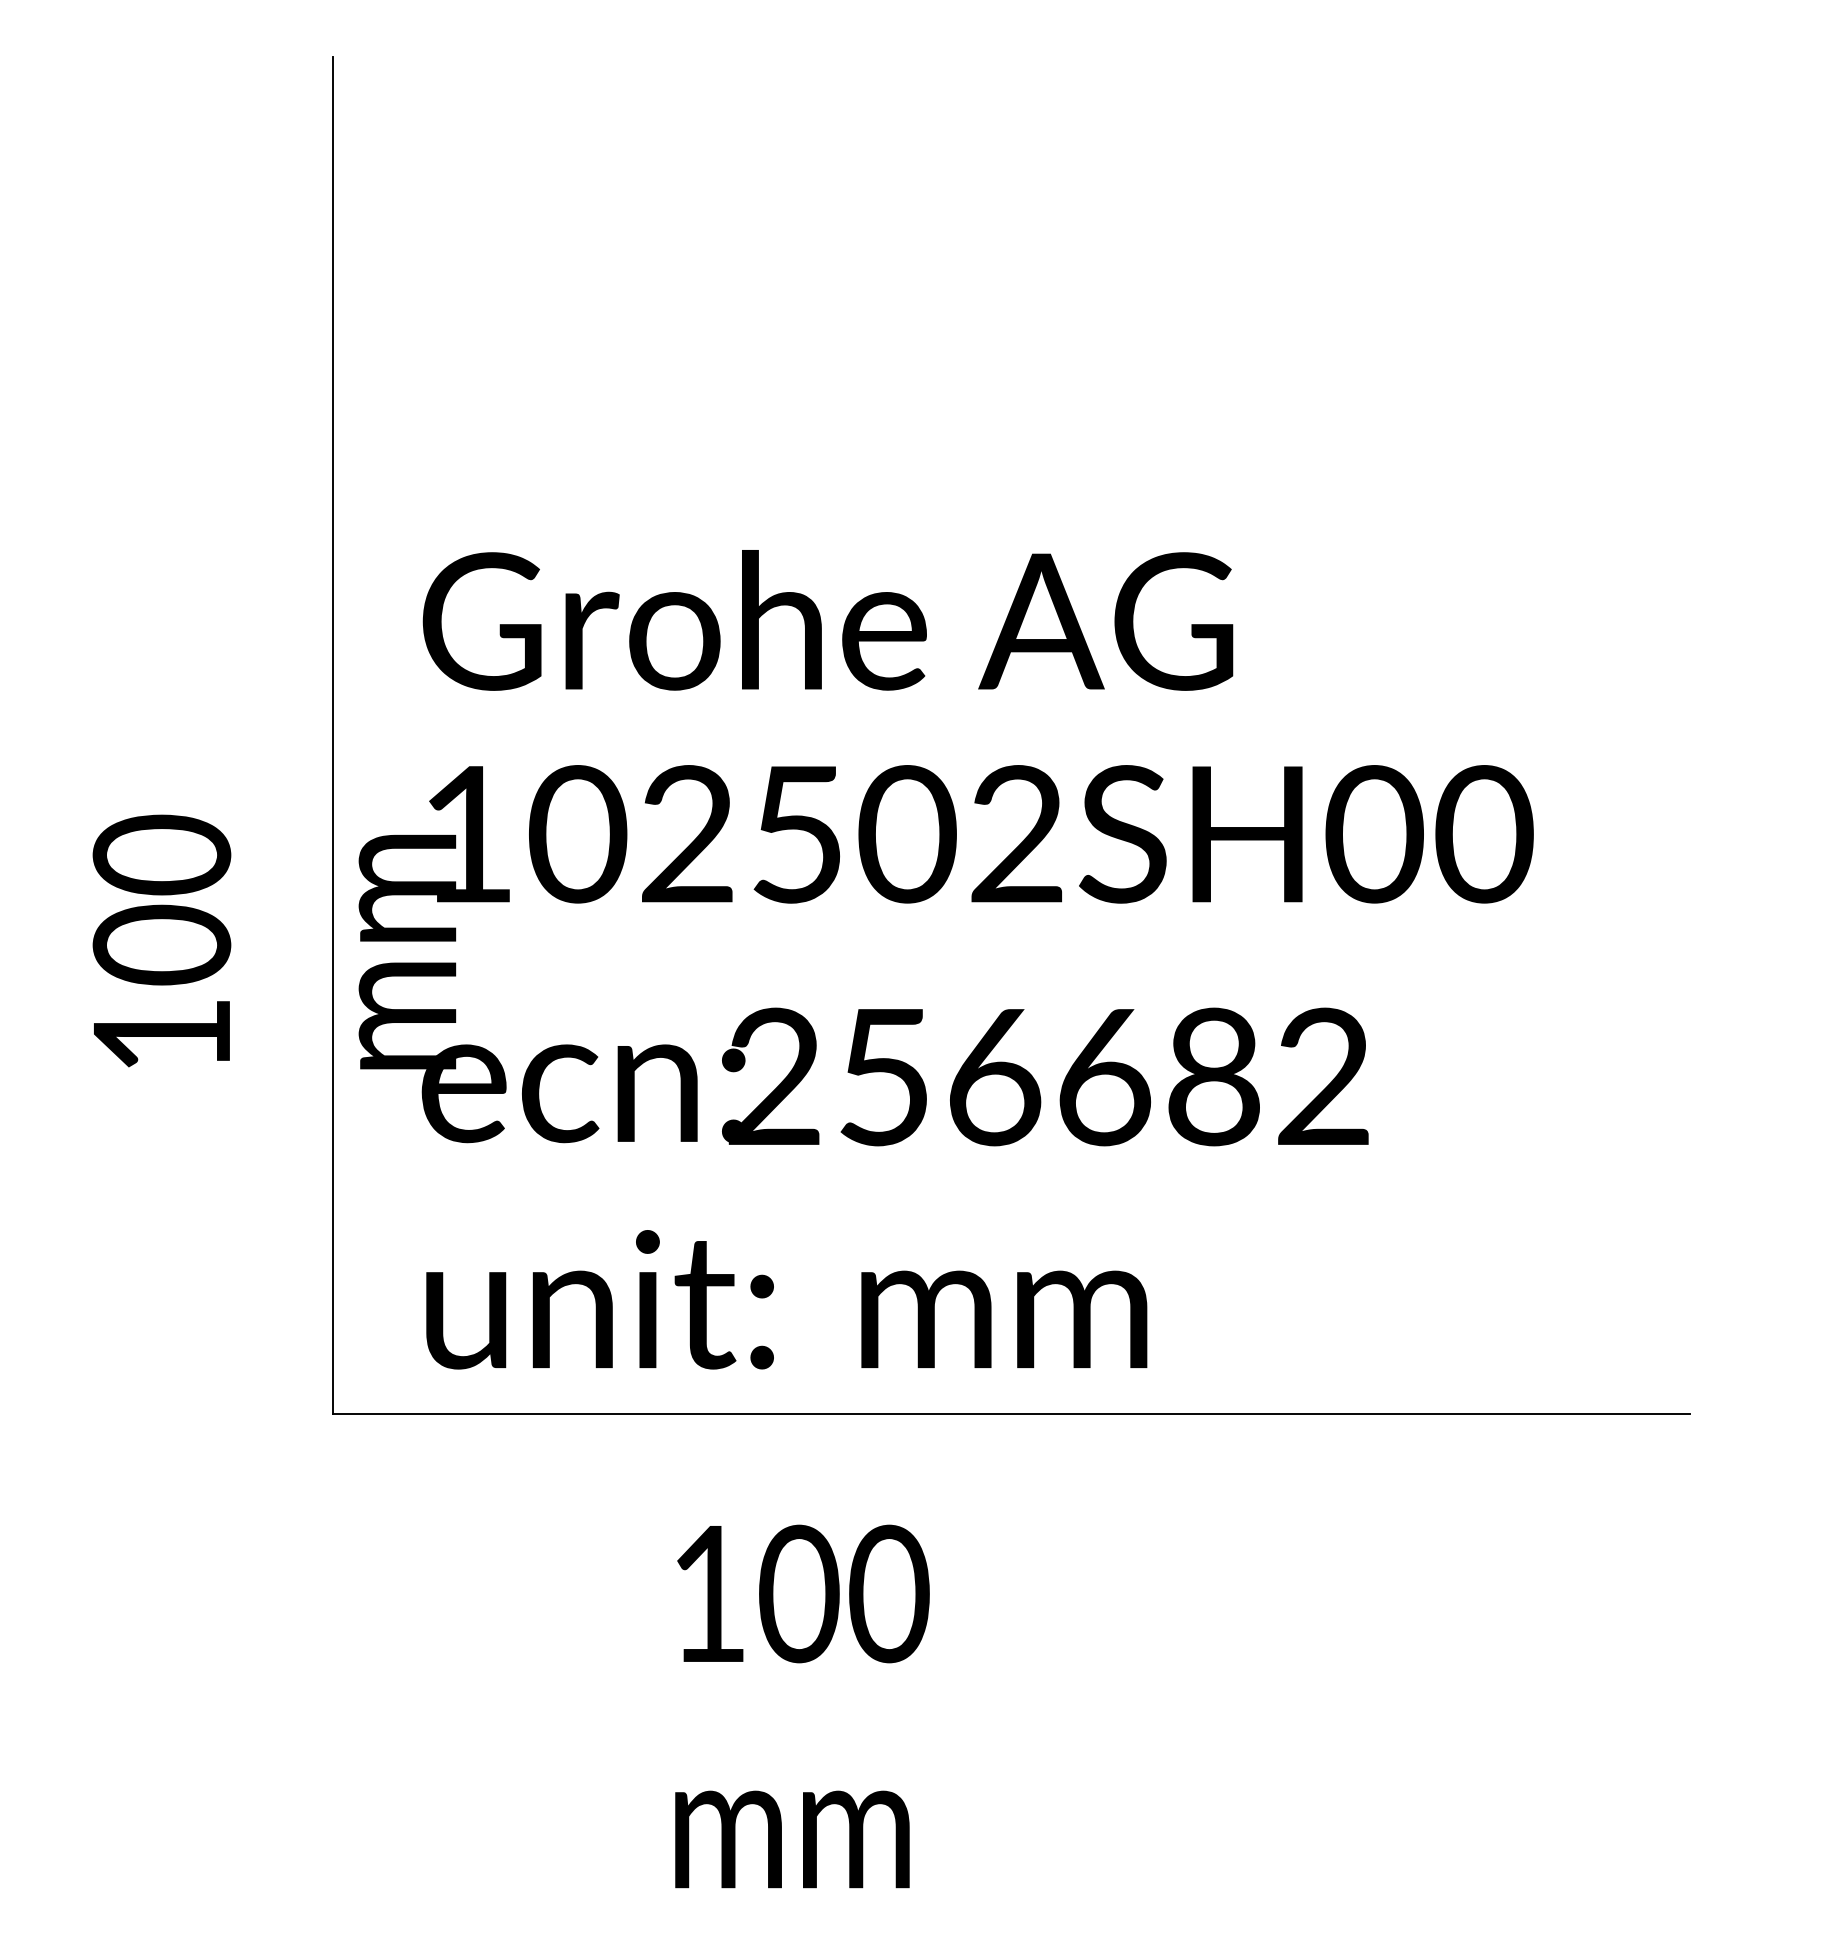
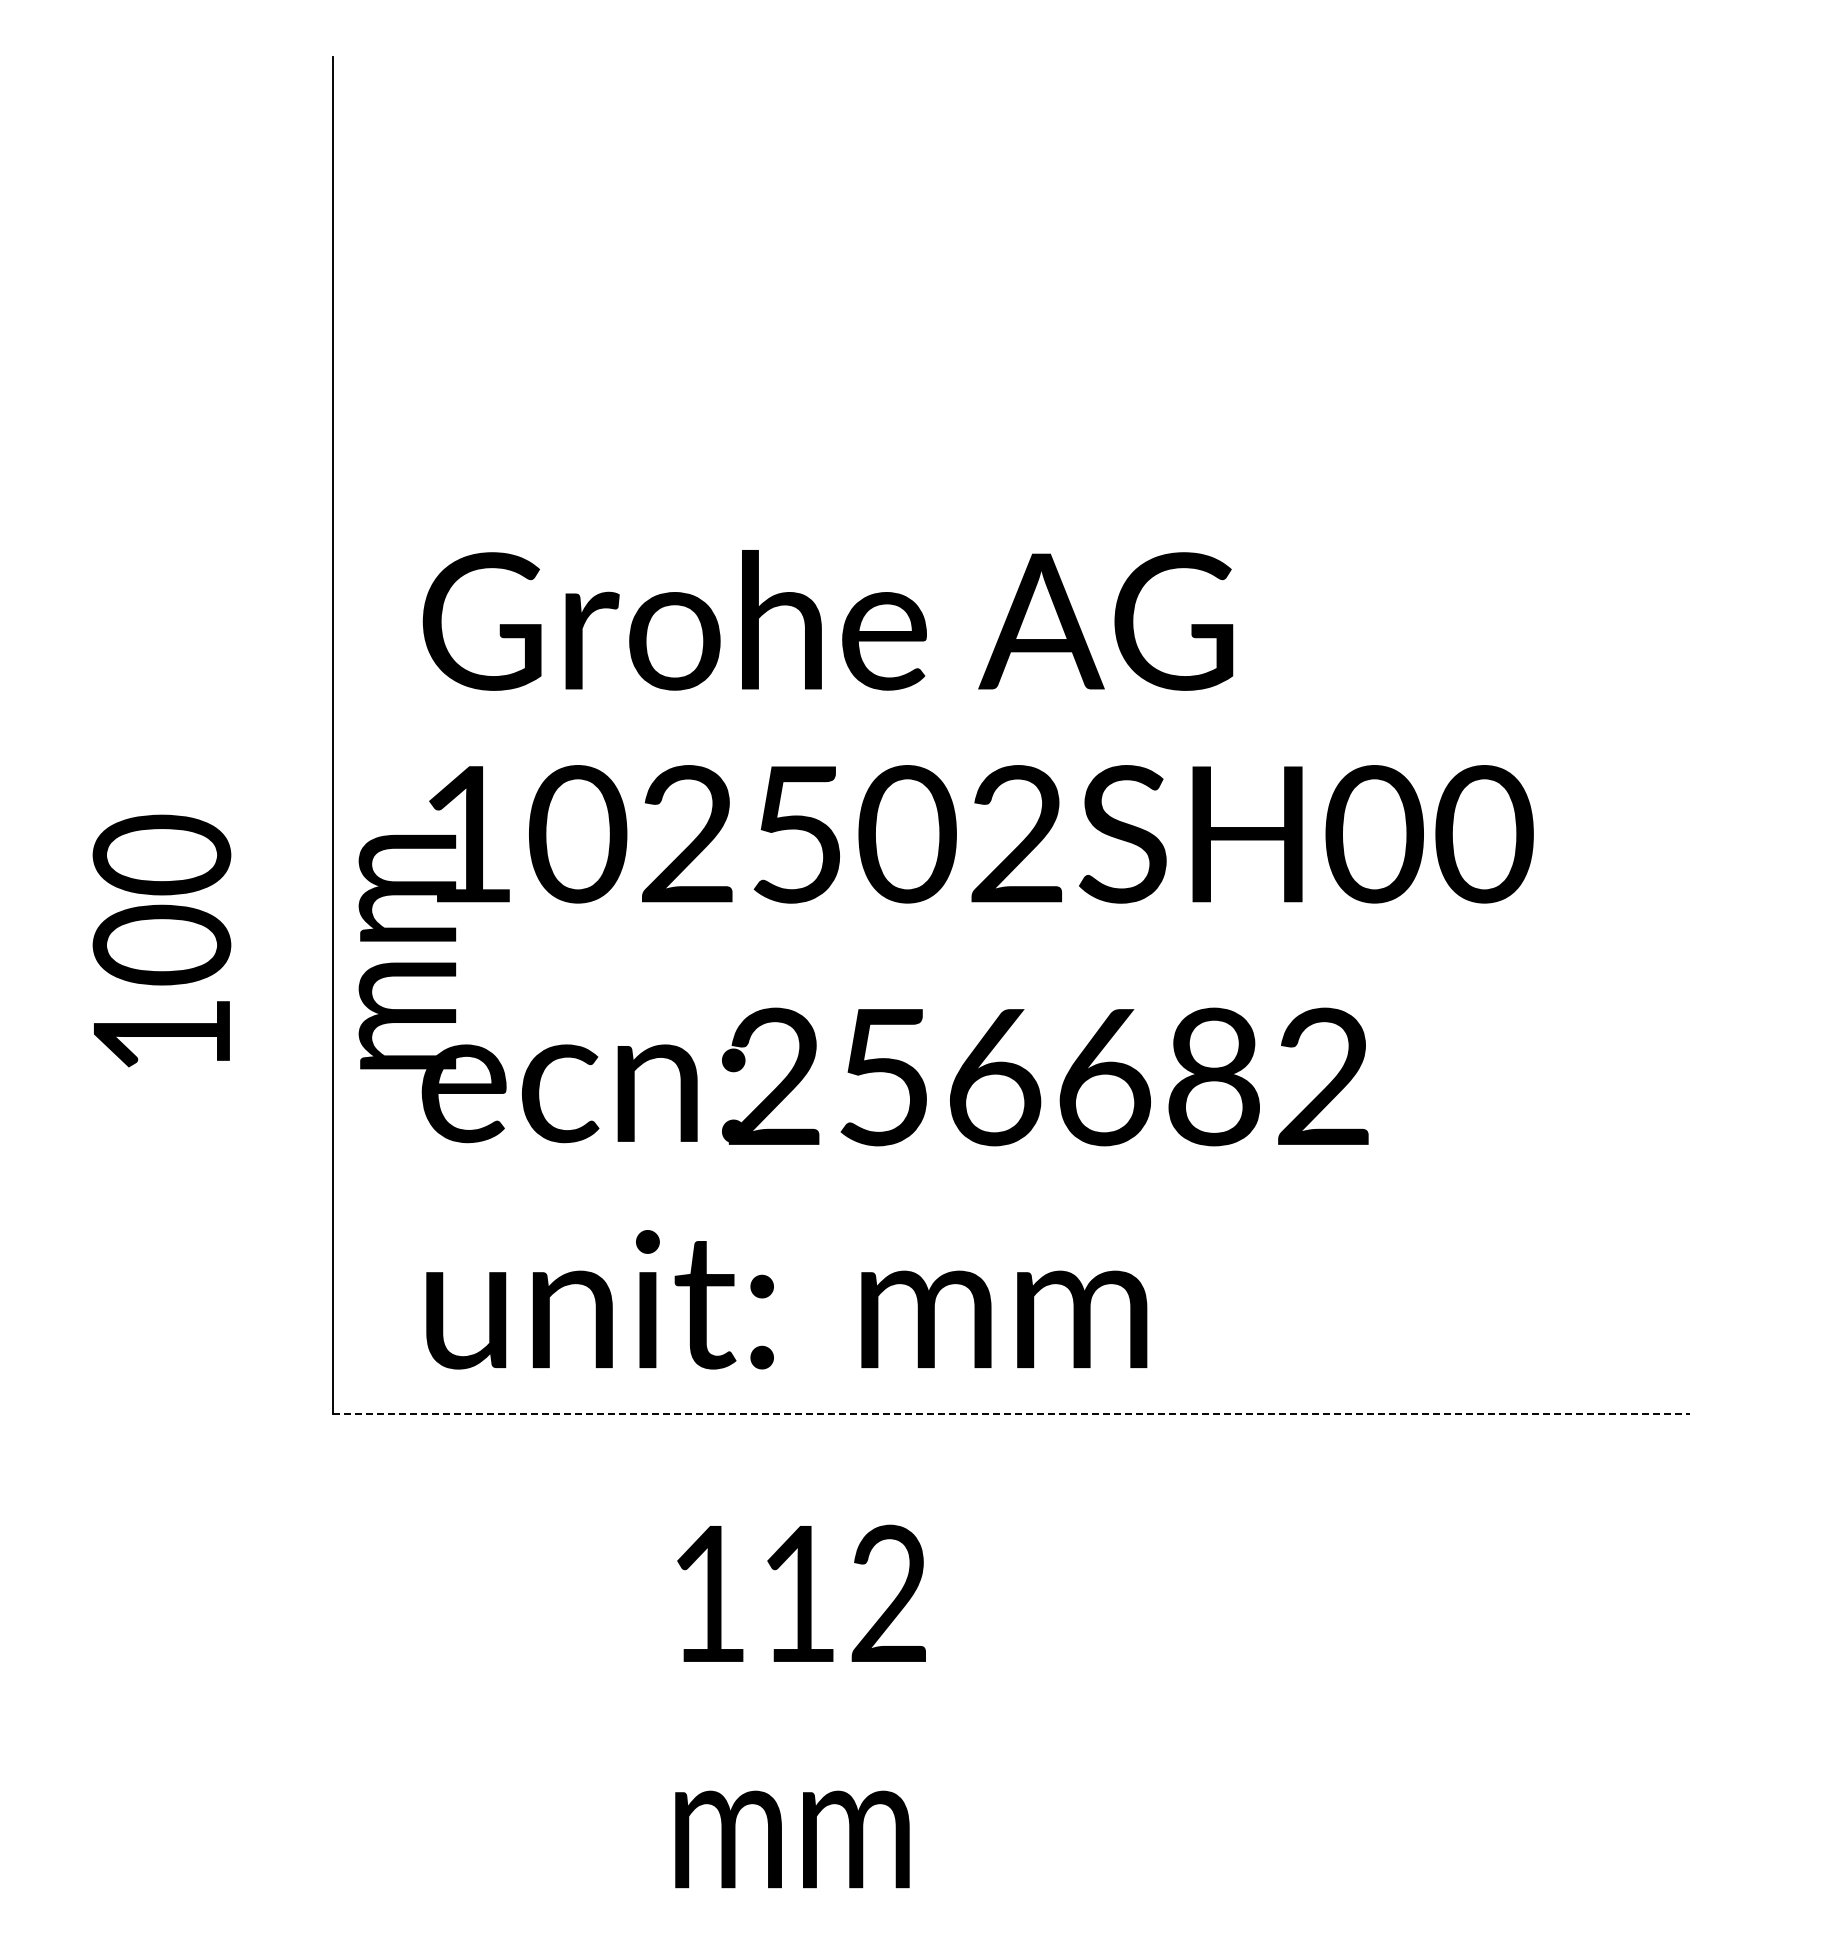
line: solid -> dashed (1011, 1414)
text: 100 -> 112 (844, 1593)
